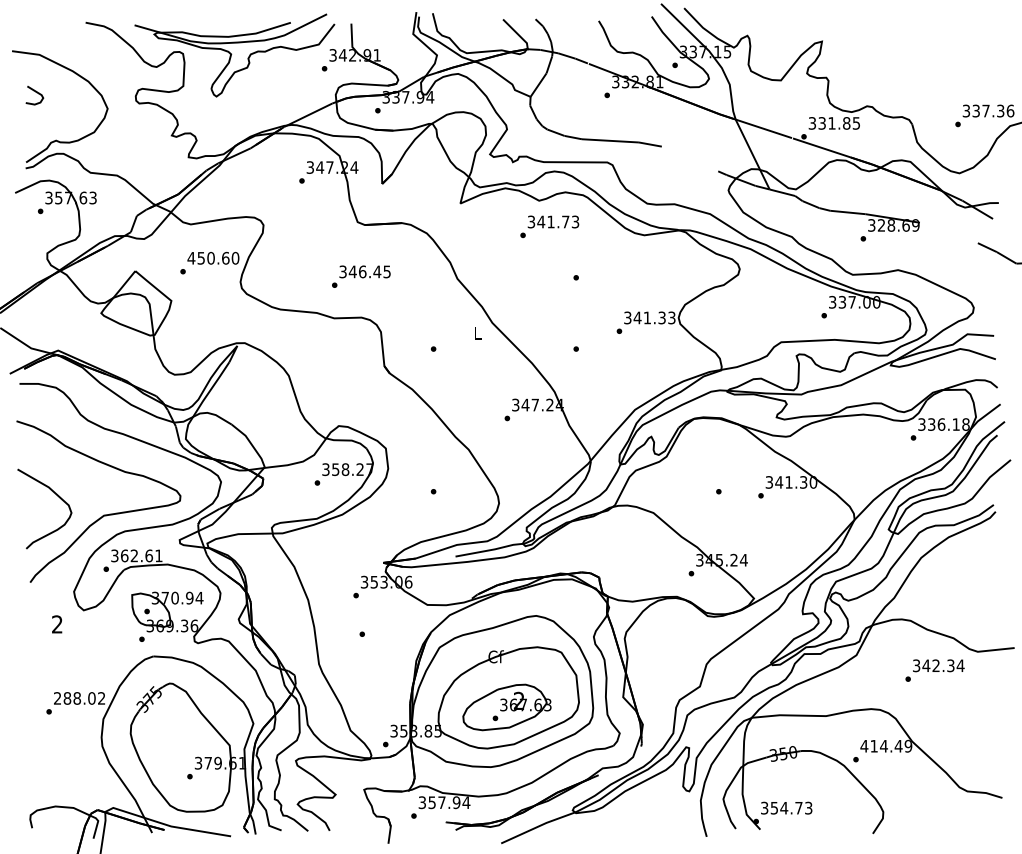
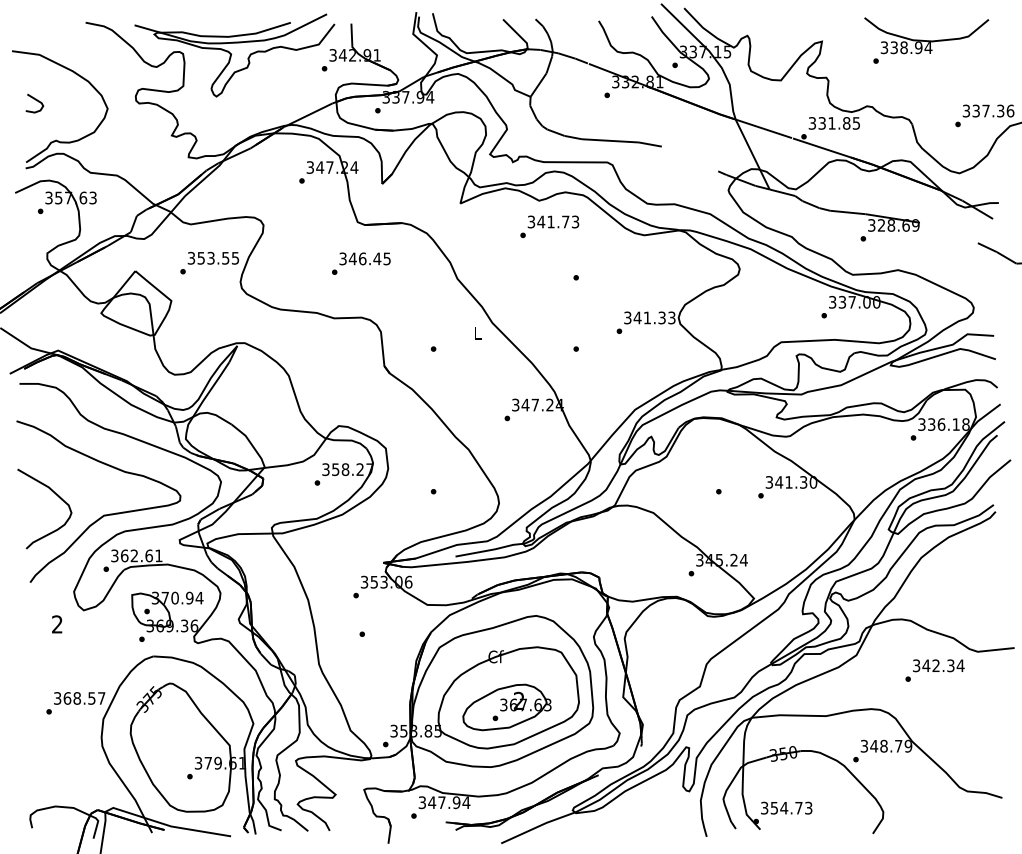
part: none -> present (926, 40)
curve position: (36, 93) -> (36, 101) (36, 101)
text: 450.60 -> 353.55 (213, 257)
text position: (361, 276) -> (361, 263) (361, 263)
text: 288.02 -> 368.57 (79, 698)
text: 414.49 -> 348.79 (881, 745)
text: 357.94 -> 347.94 (432, 802)
